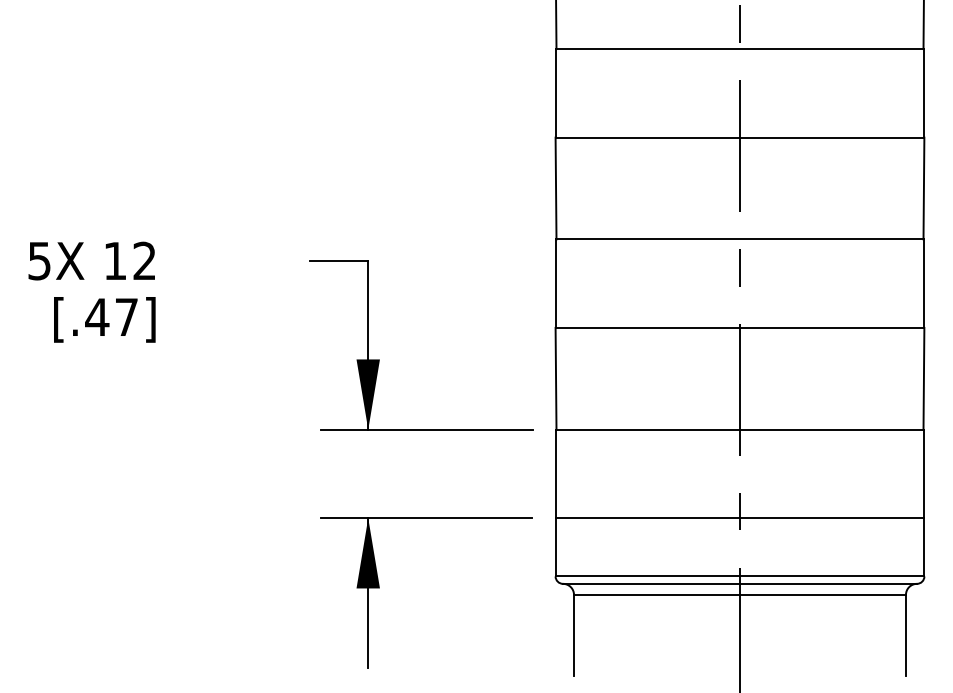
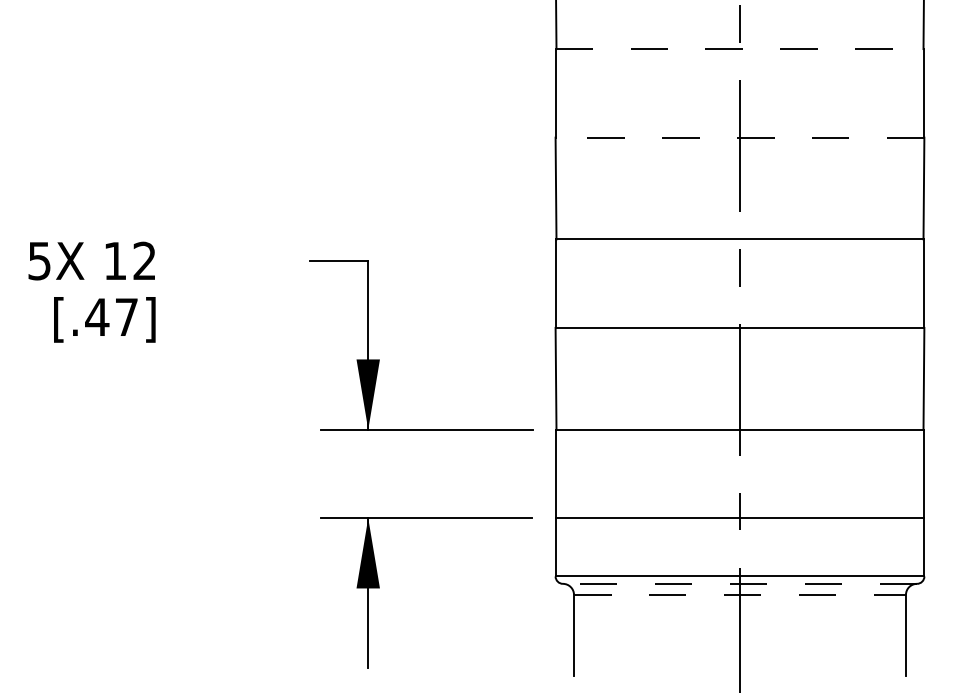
line: solid -> dashed (740, 49)
line: solid -> dashed (739, 137)
line: solid -> dashed (739, 583)
line: solid -> dashed (739, 594)
